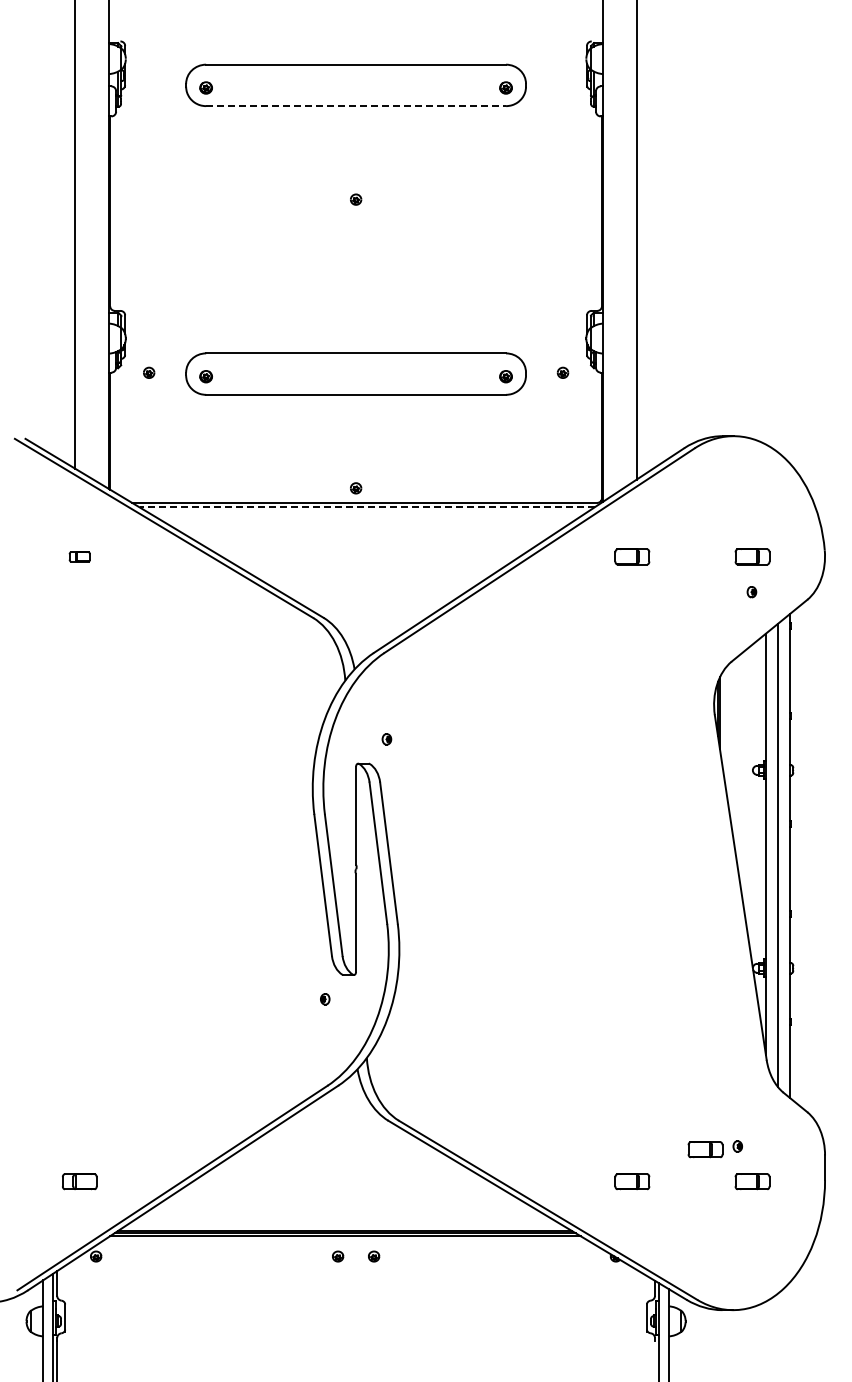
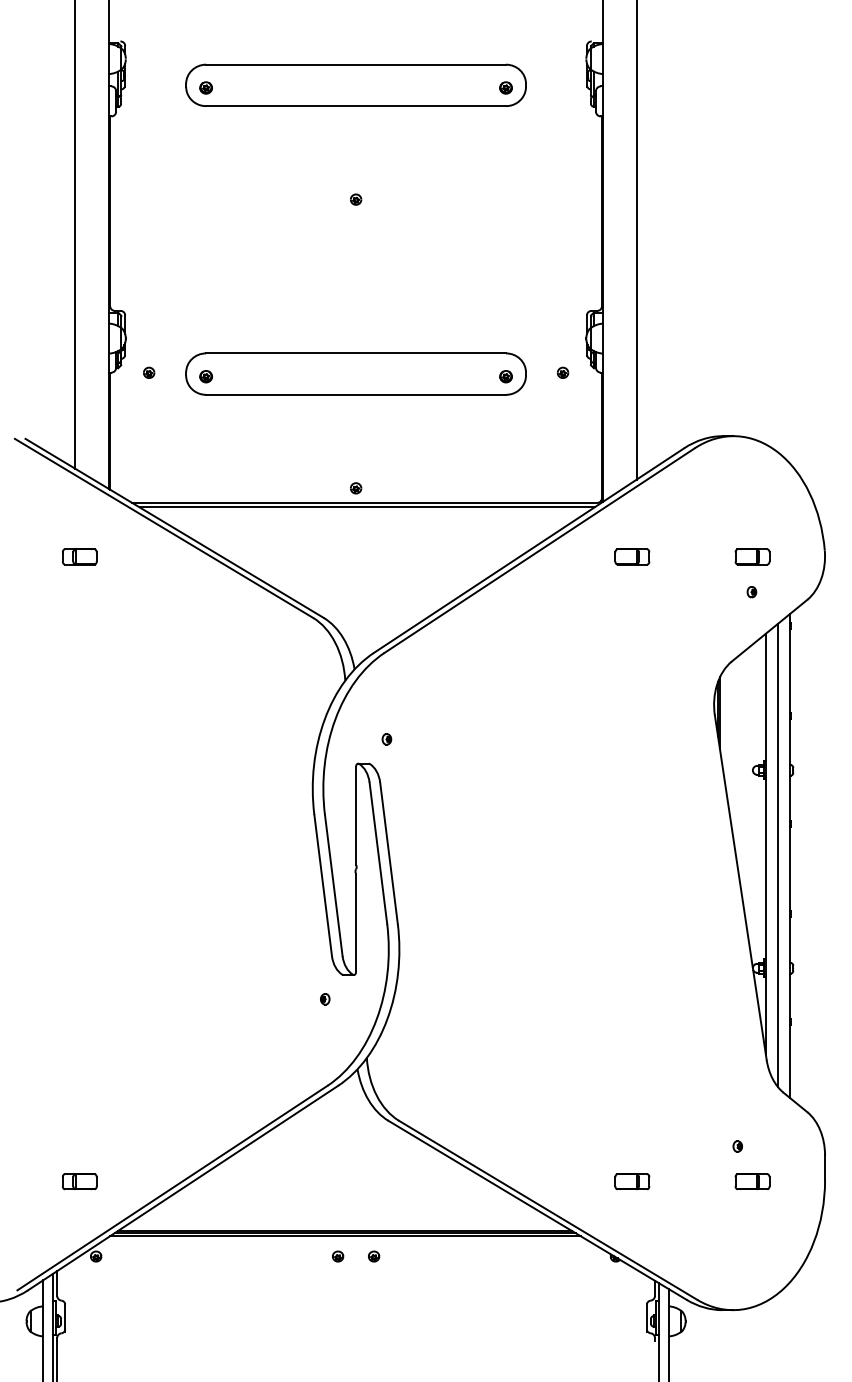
line: dashed -> solid (356, 106)
line: dashed -> solid (366, 507)
part size: 23x12 px -> 36x18 px (79, 556)
part: present -> none (705, 1149)
